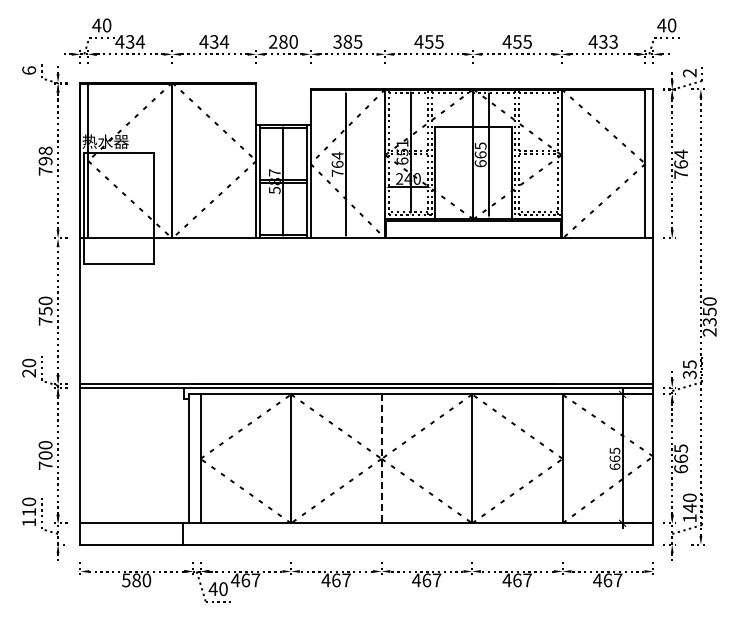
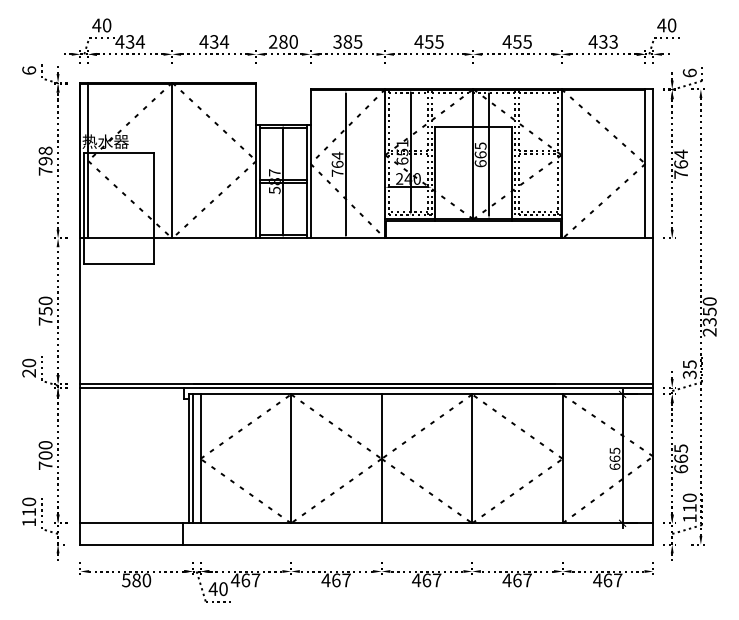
text: 2 -> 6 (689, 72)
line: none -> present (192, 458)
line: dashed -> solid (381, 459)
text: 140 -> 110 (689, 507)
